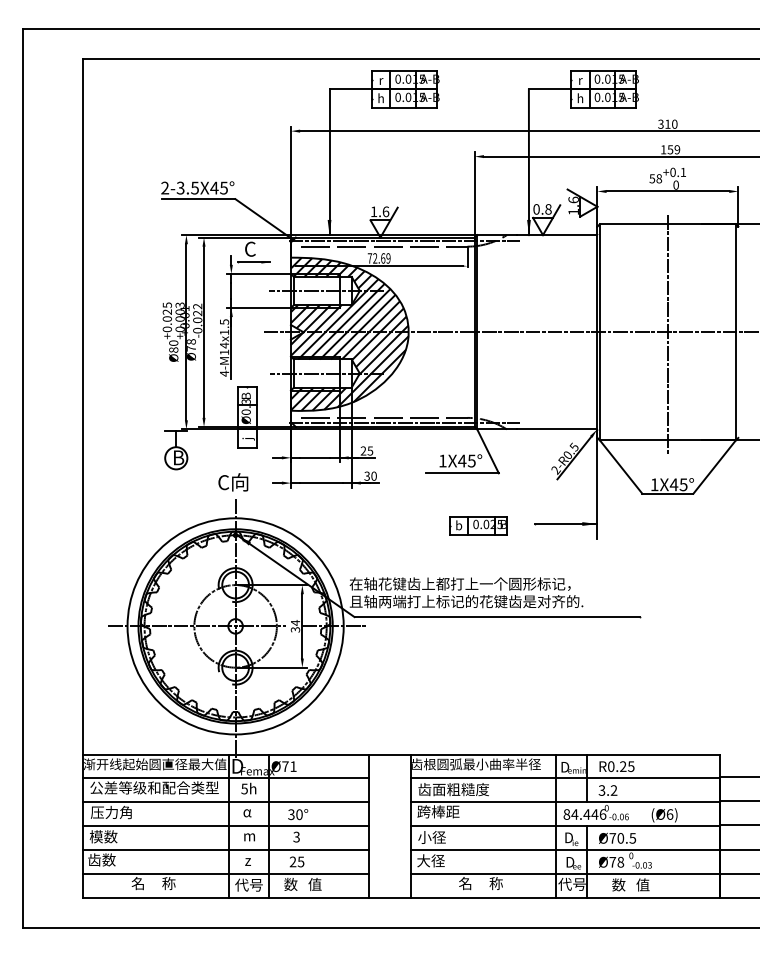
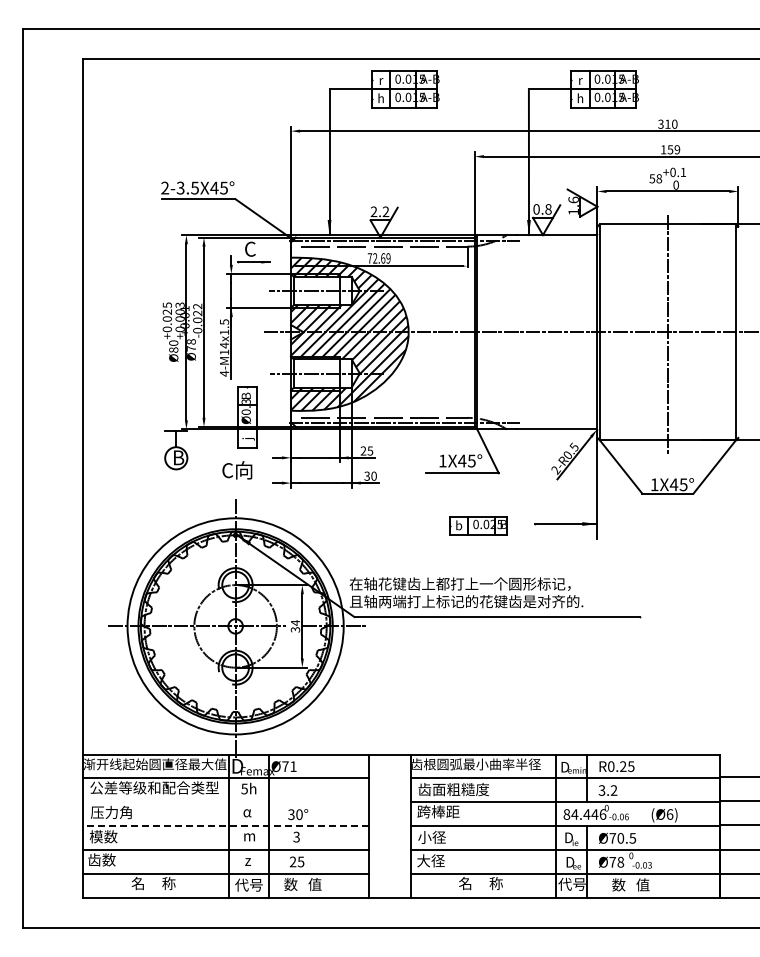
text: 1.6 -> 2.2 (379, 211)
text position: (233, 482) -> (237, 470) (237, 470)
line: present -> none (225, 802)
line: solid -> dashed (226, 826)
